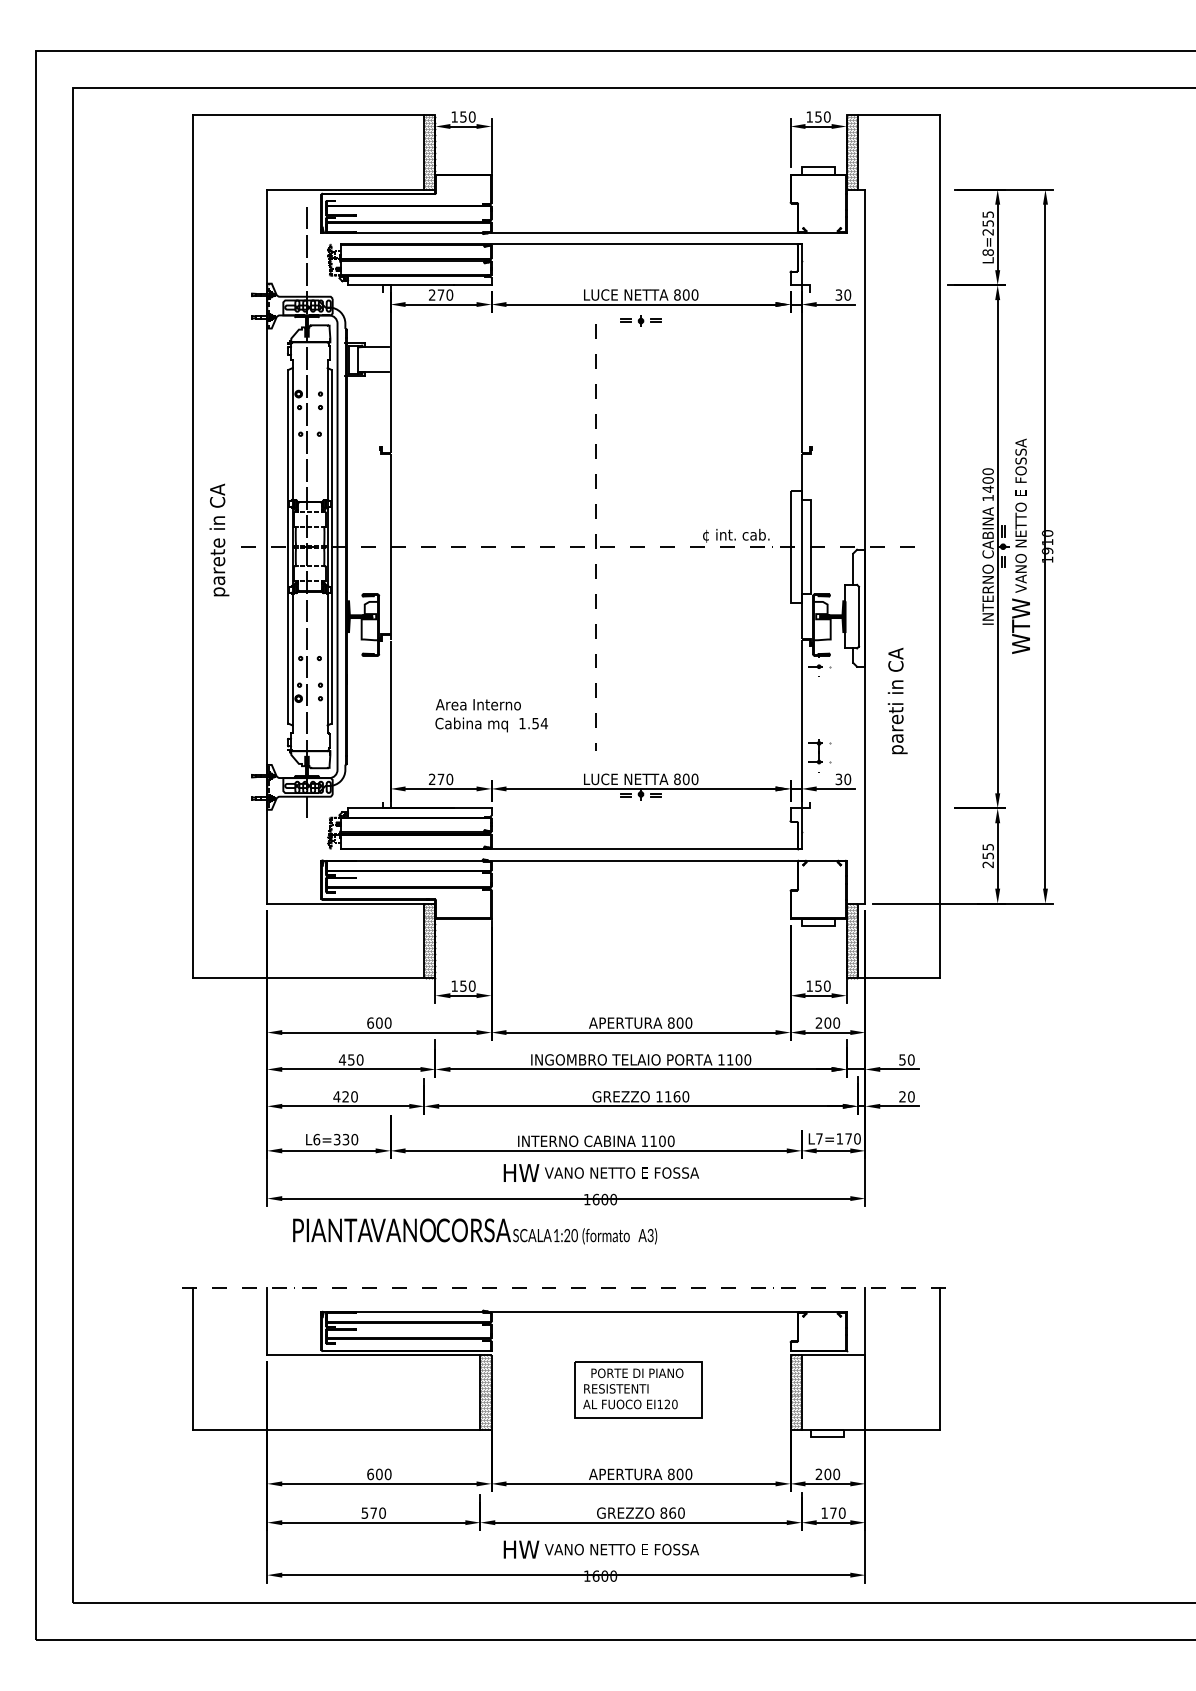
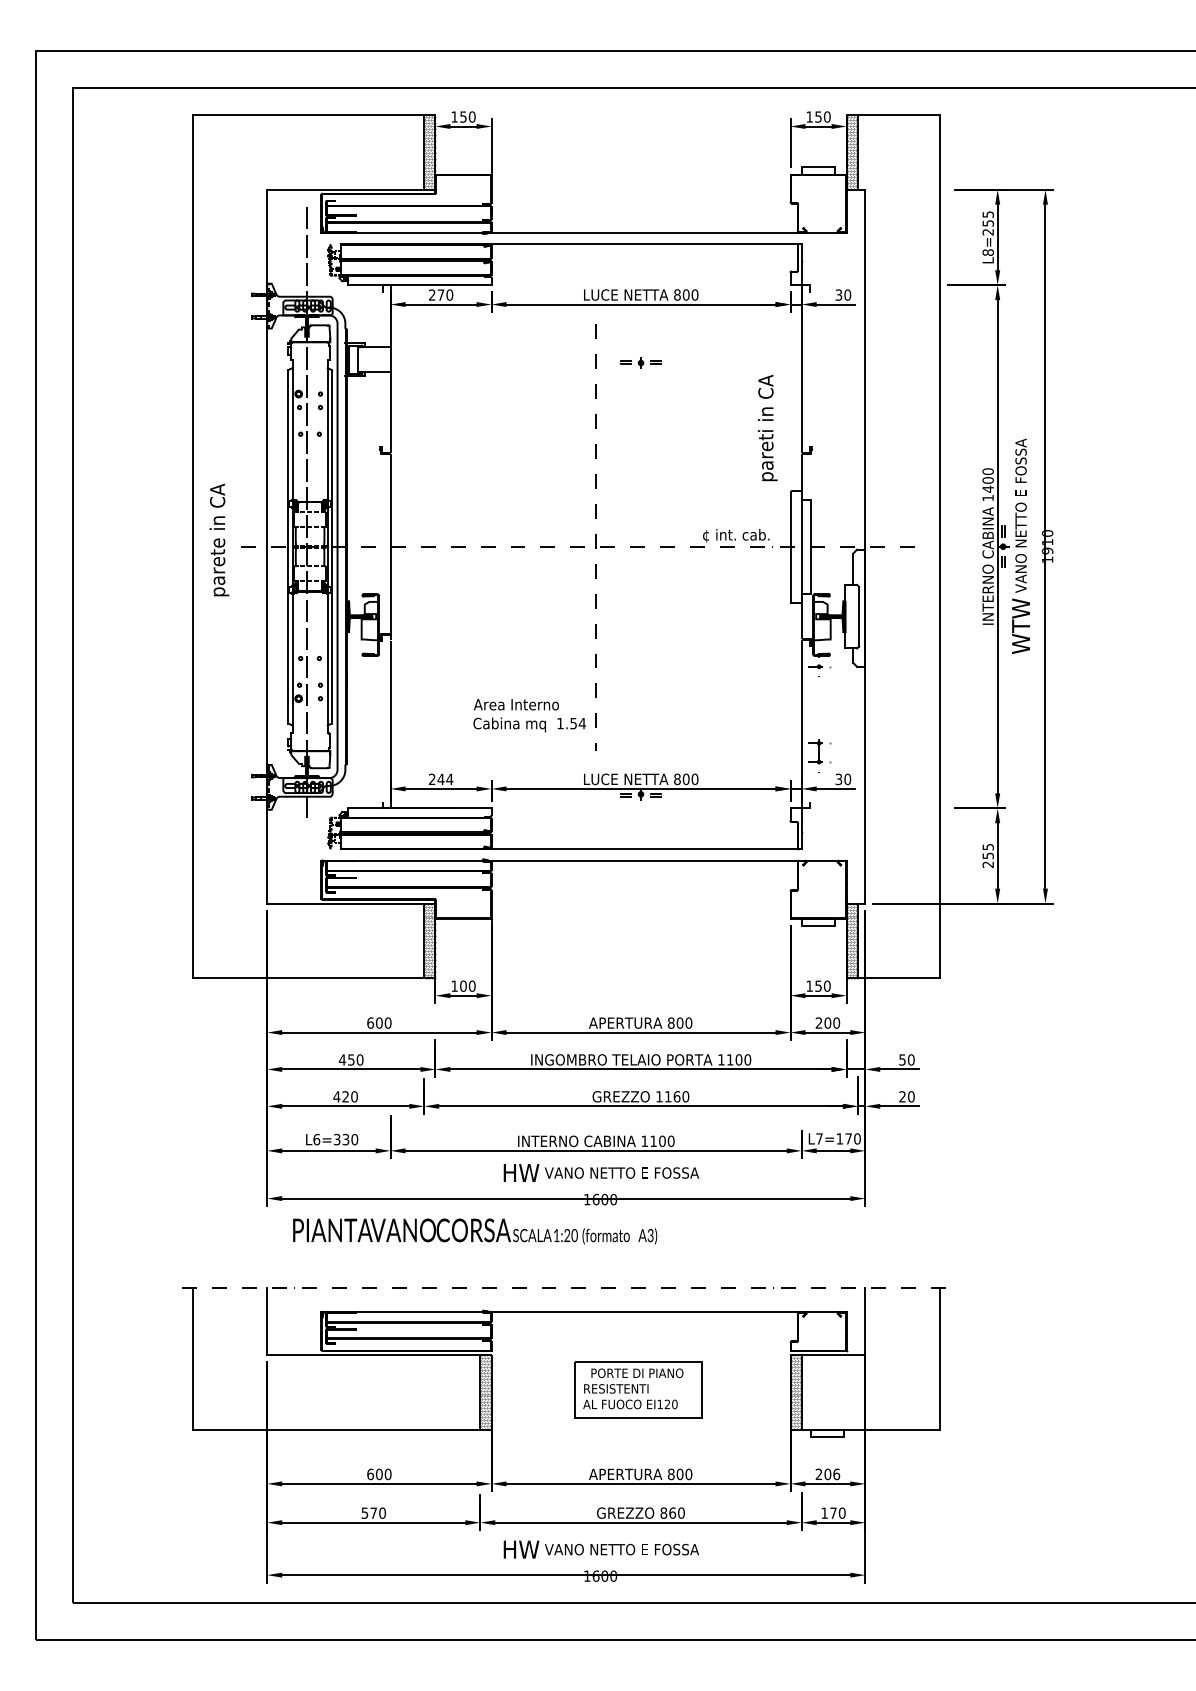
part position: (640, 320) -> (640, 362) (640, 362)
text position: (897, 700) -> (767, 427) (767, 427)
text position: (491, 715) -> (529, 715) (529, 715)
text: 270 -> 244 (445, 779)
text: 150 -> 100 (463, 985)
text: 200 -> 206 (836, 1473)
